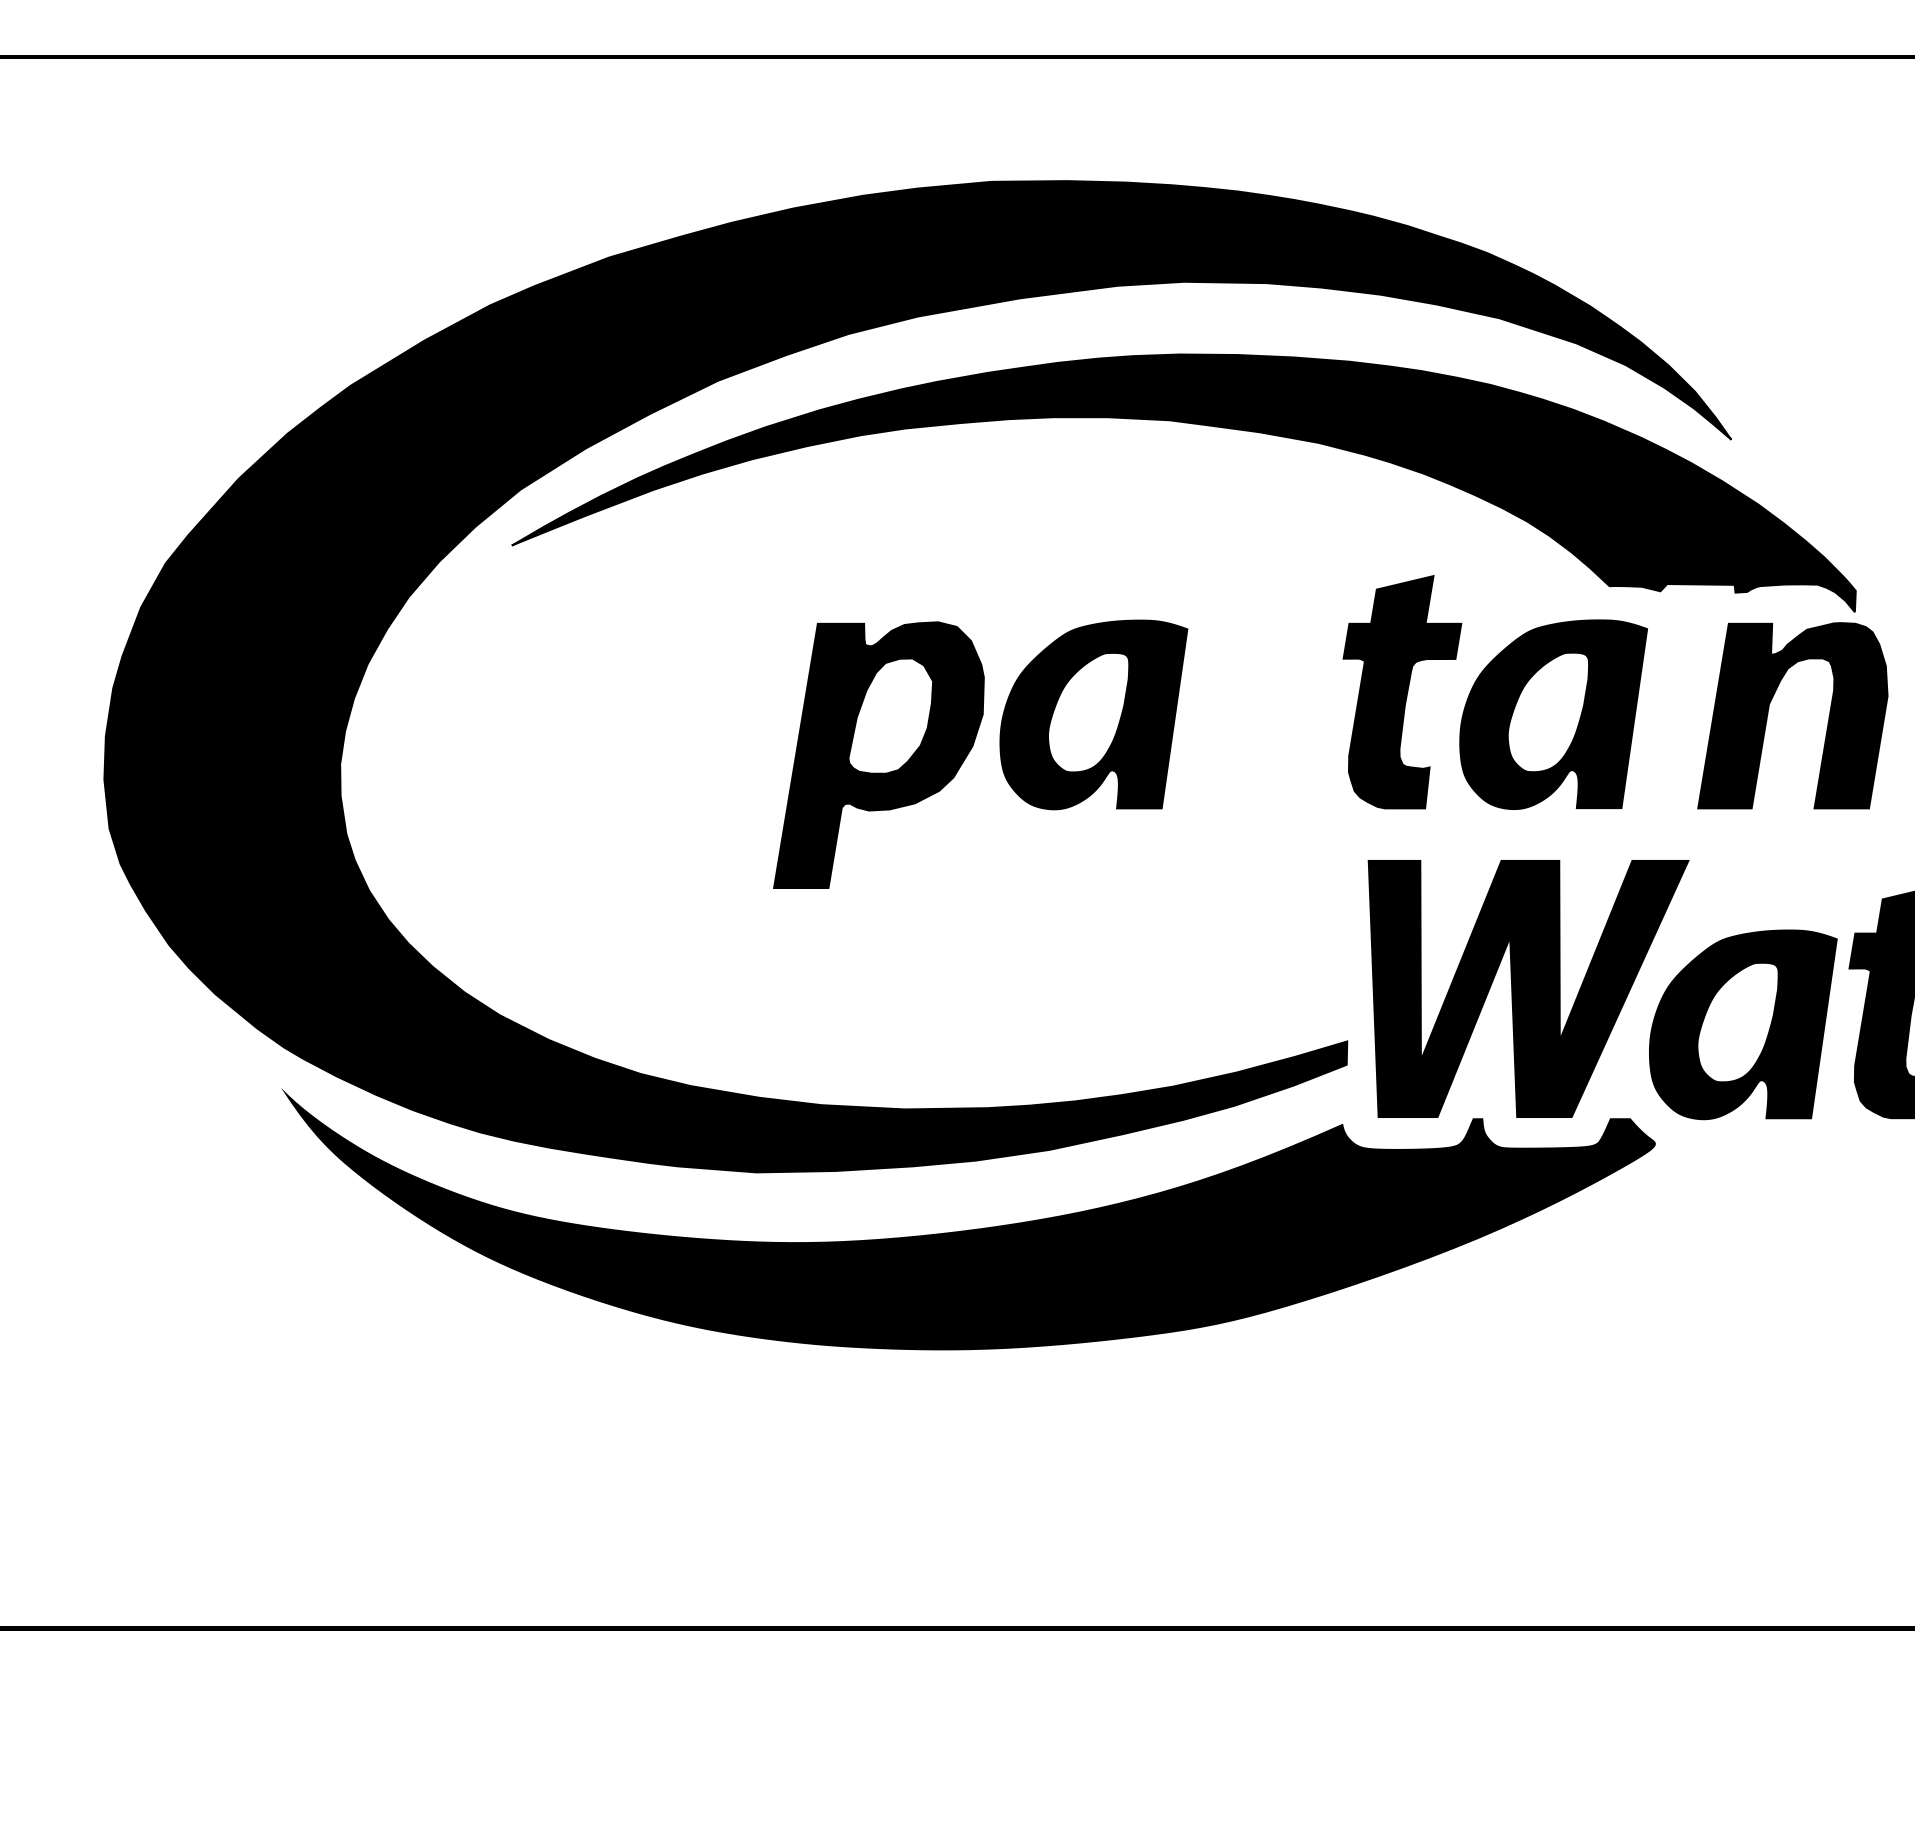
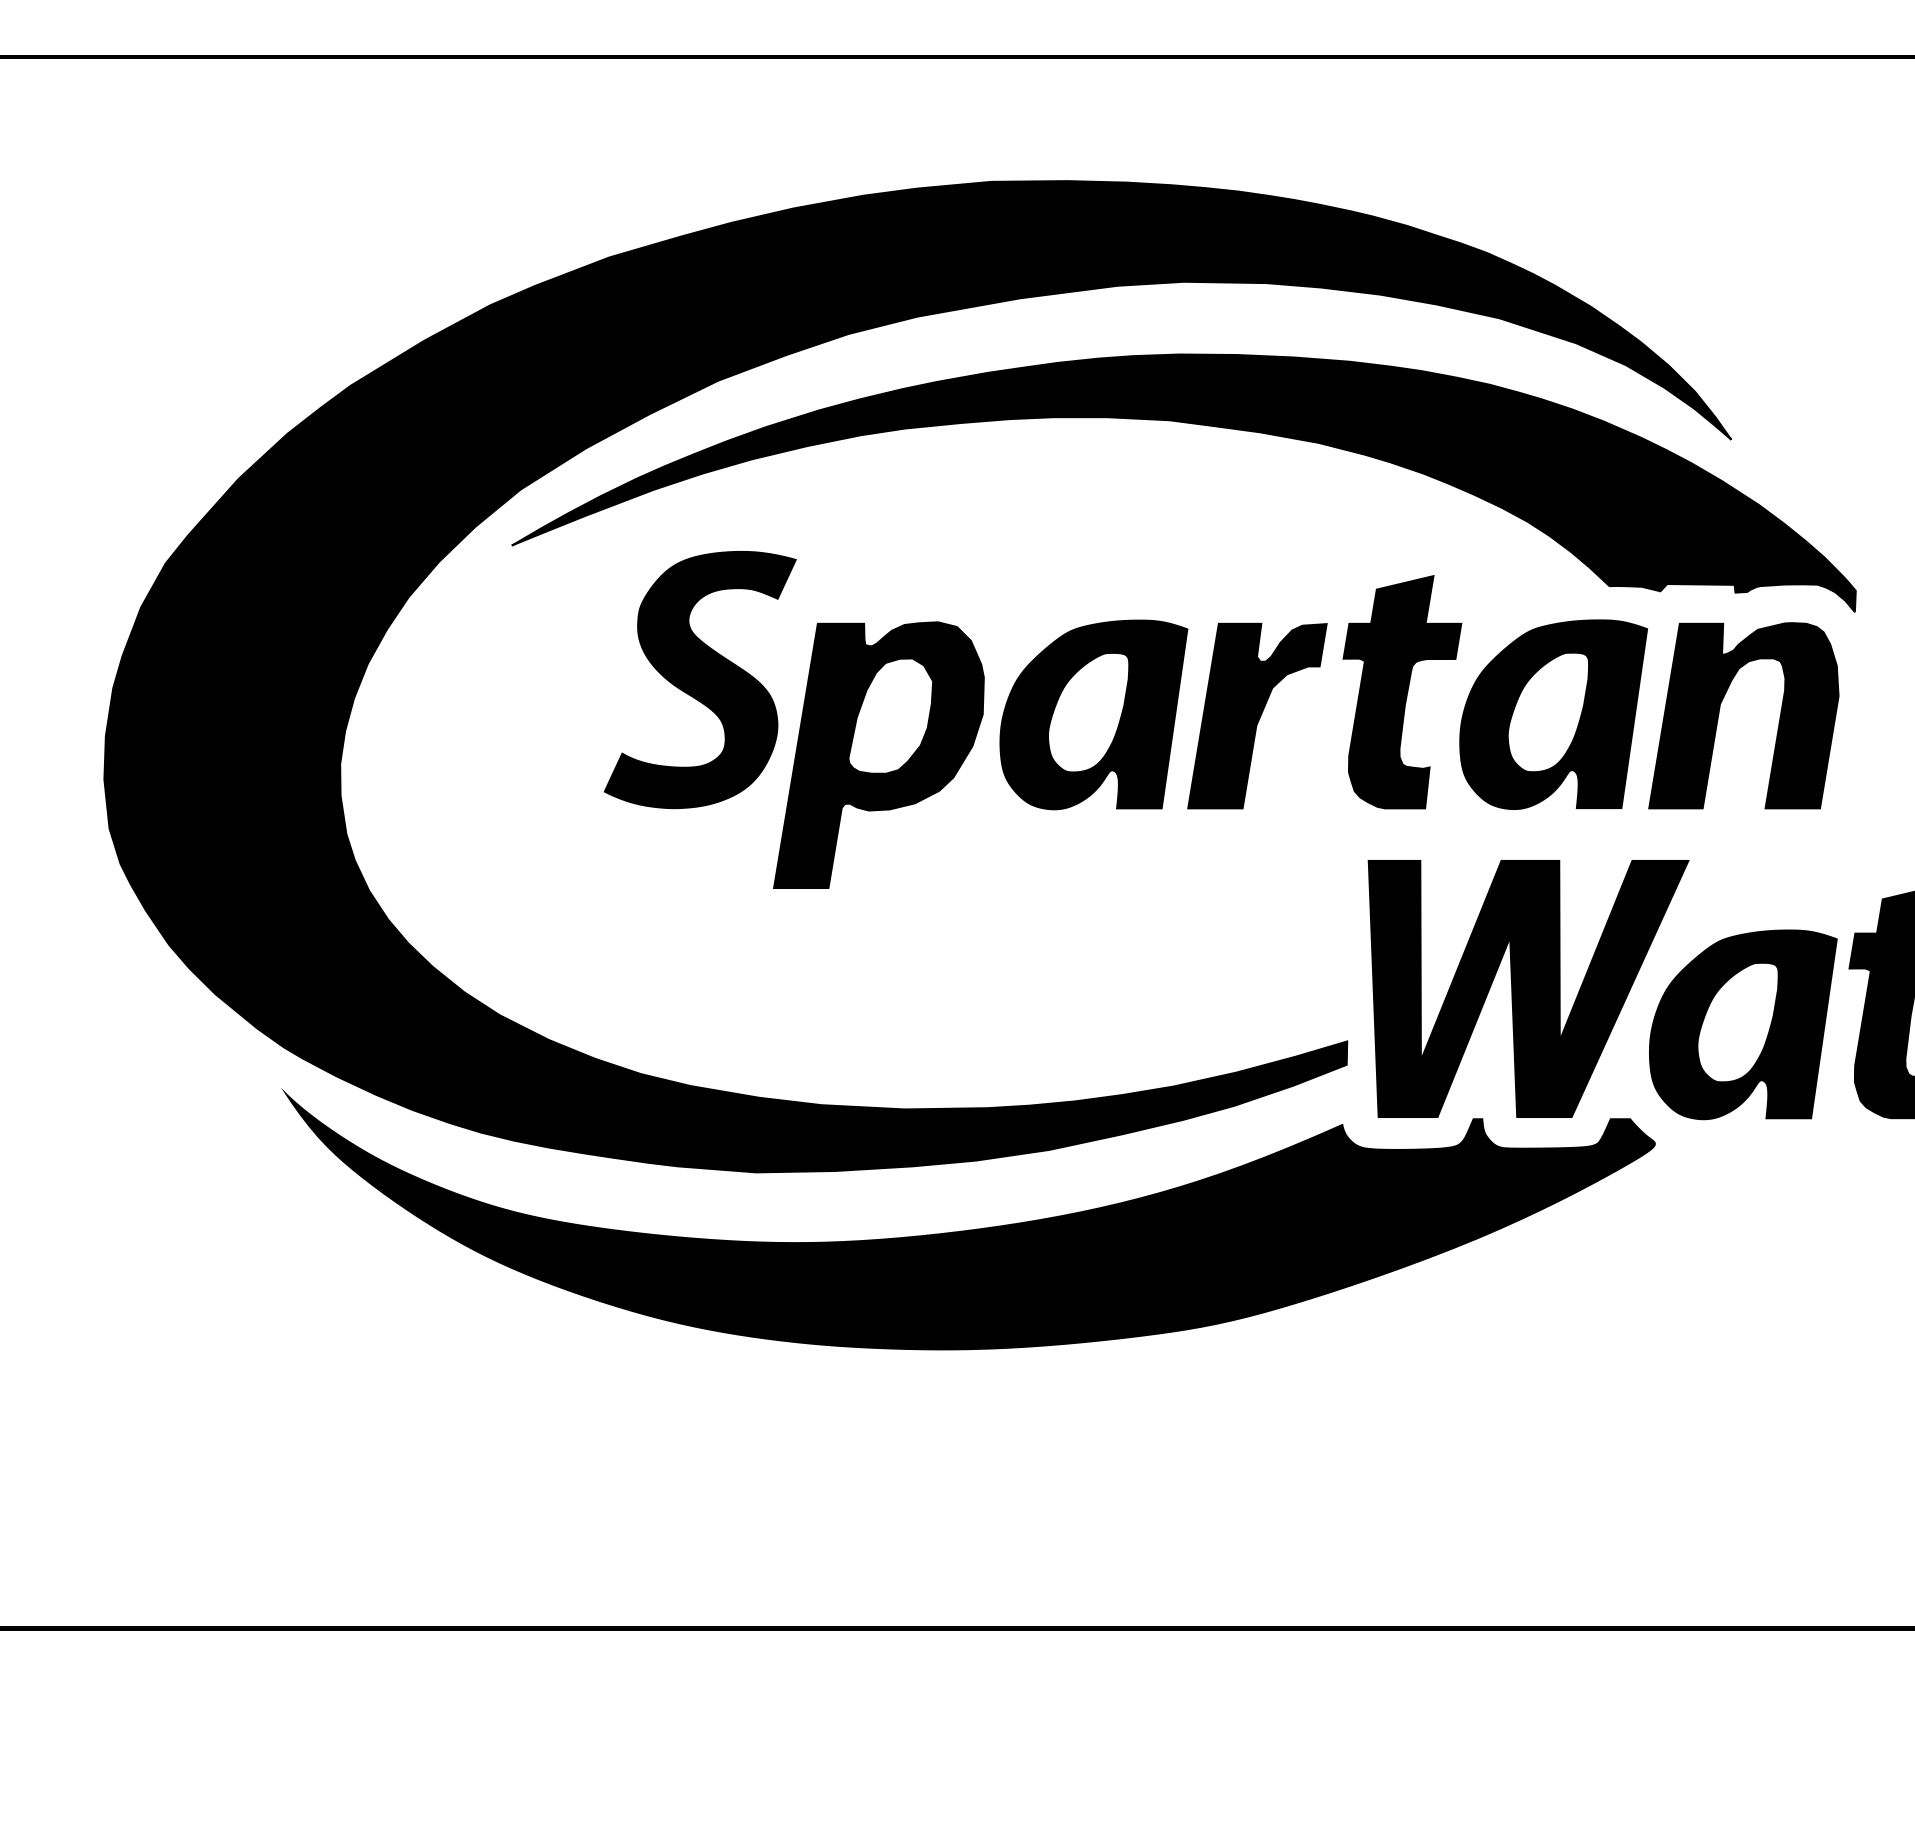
fill: none -> present (700, 679)
part position: (1768, 714) -> (1719, 714) (1719, 714)
fill: none -> present (1257, 715)
